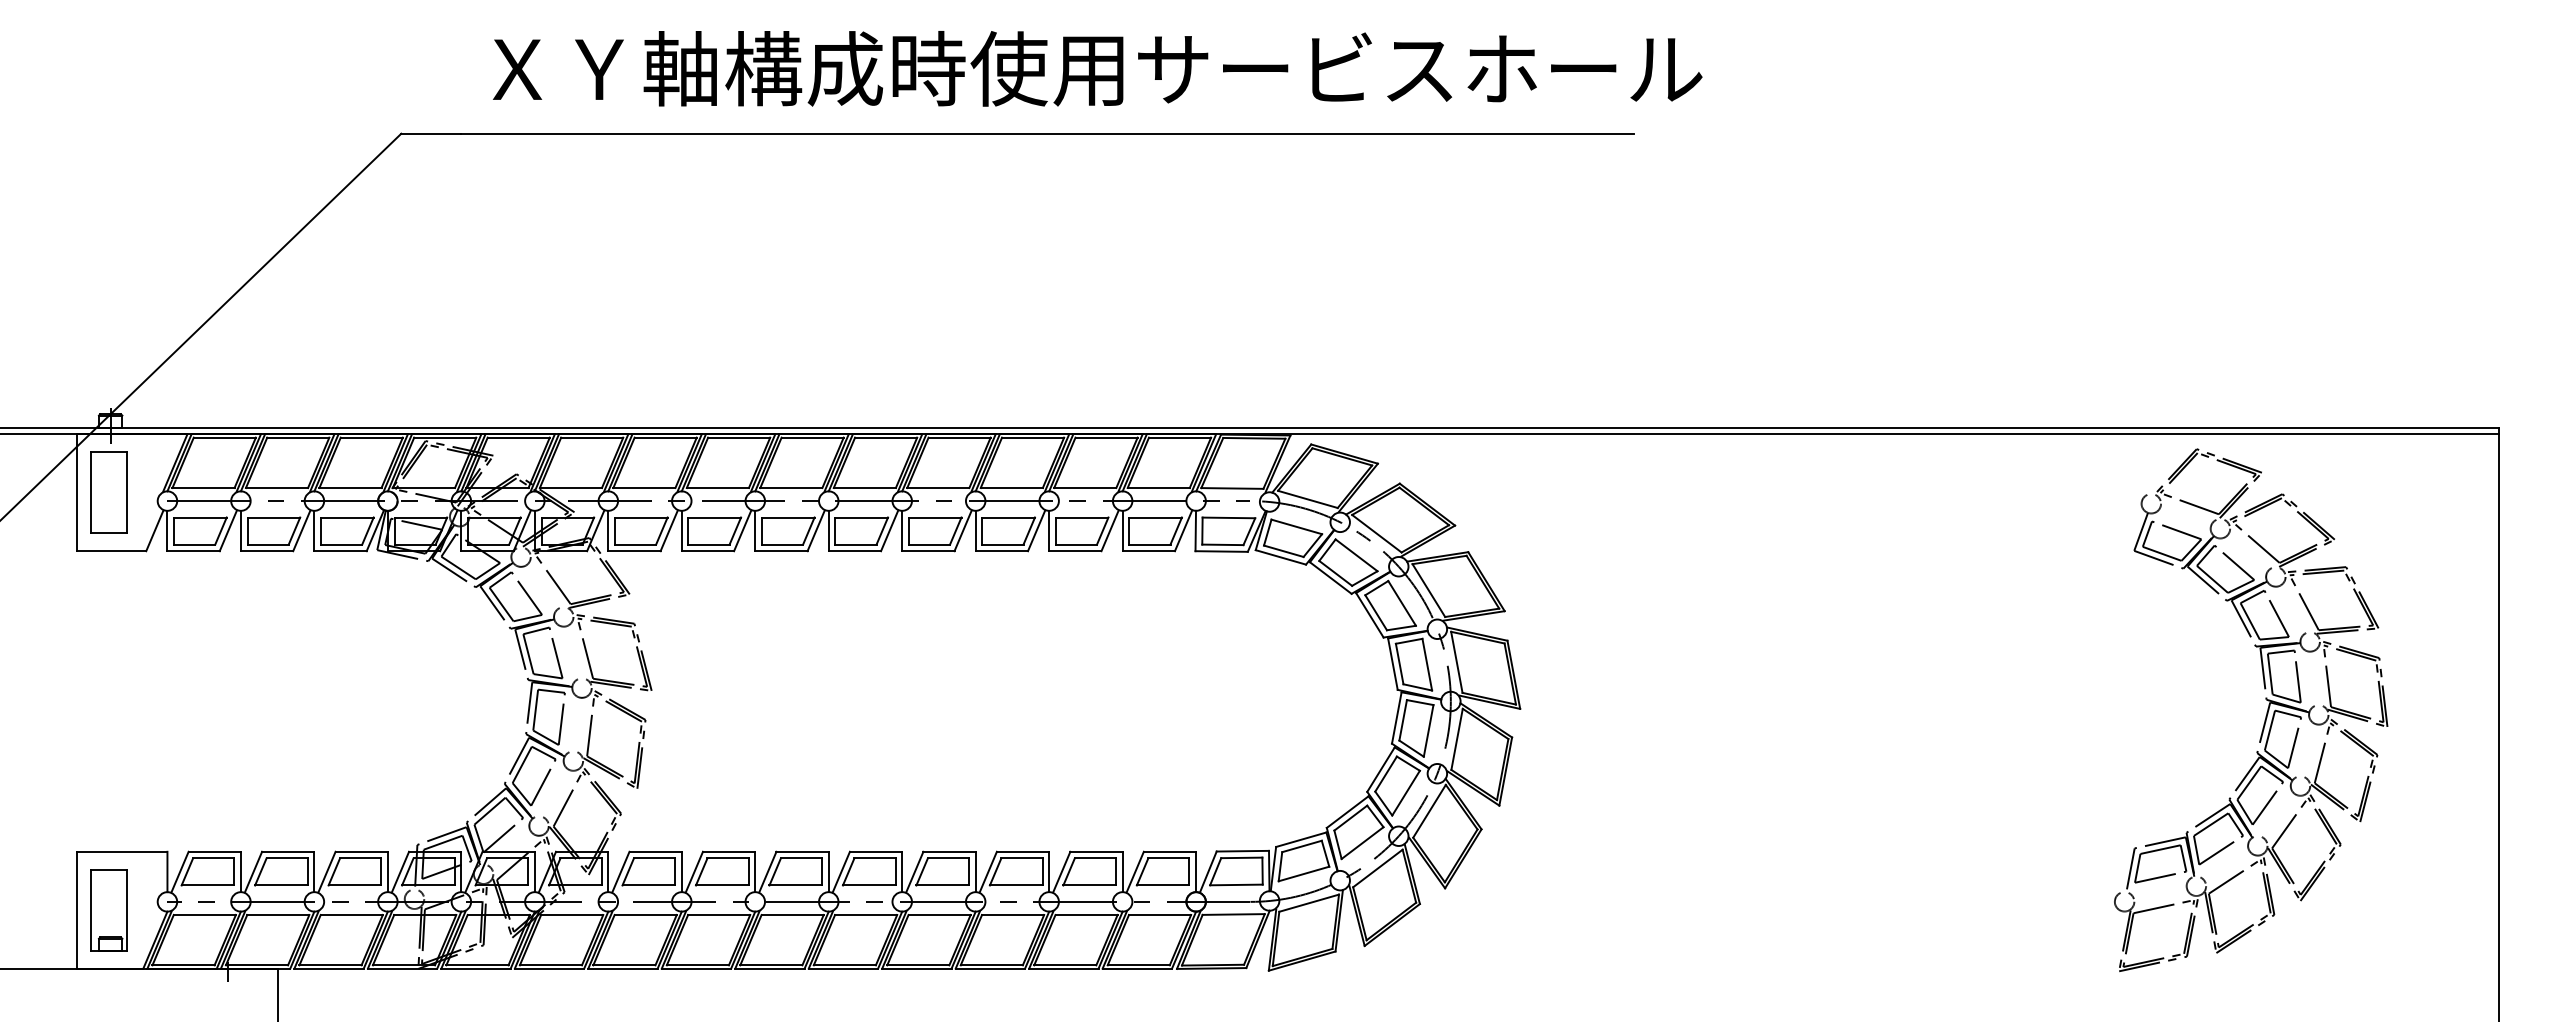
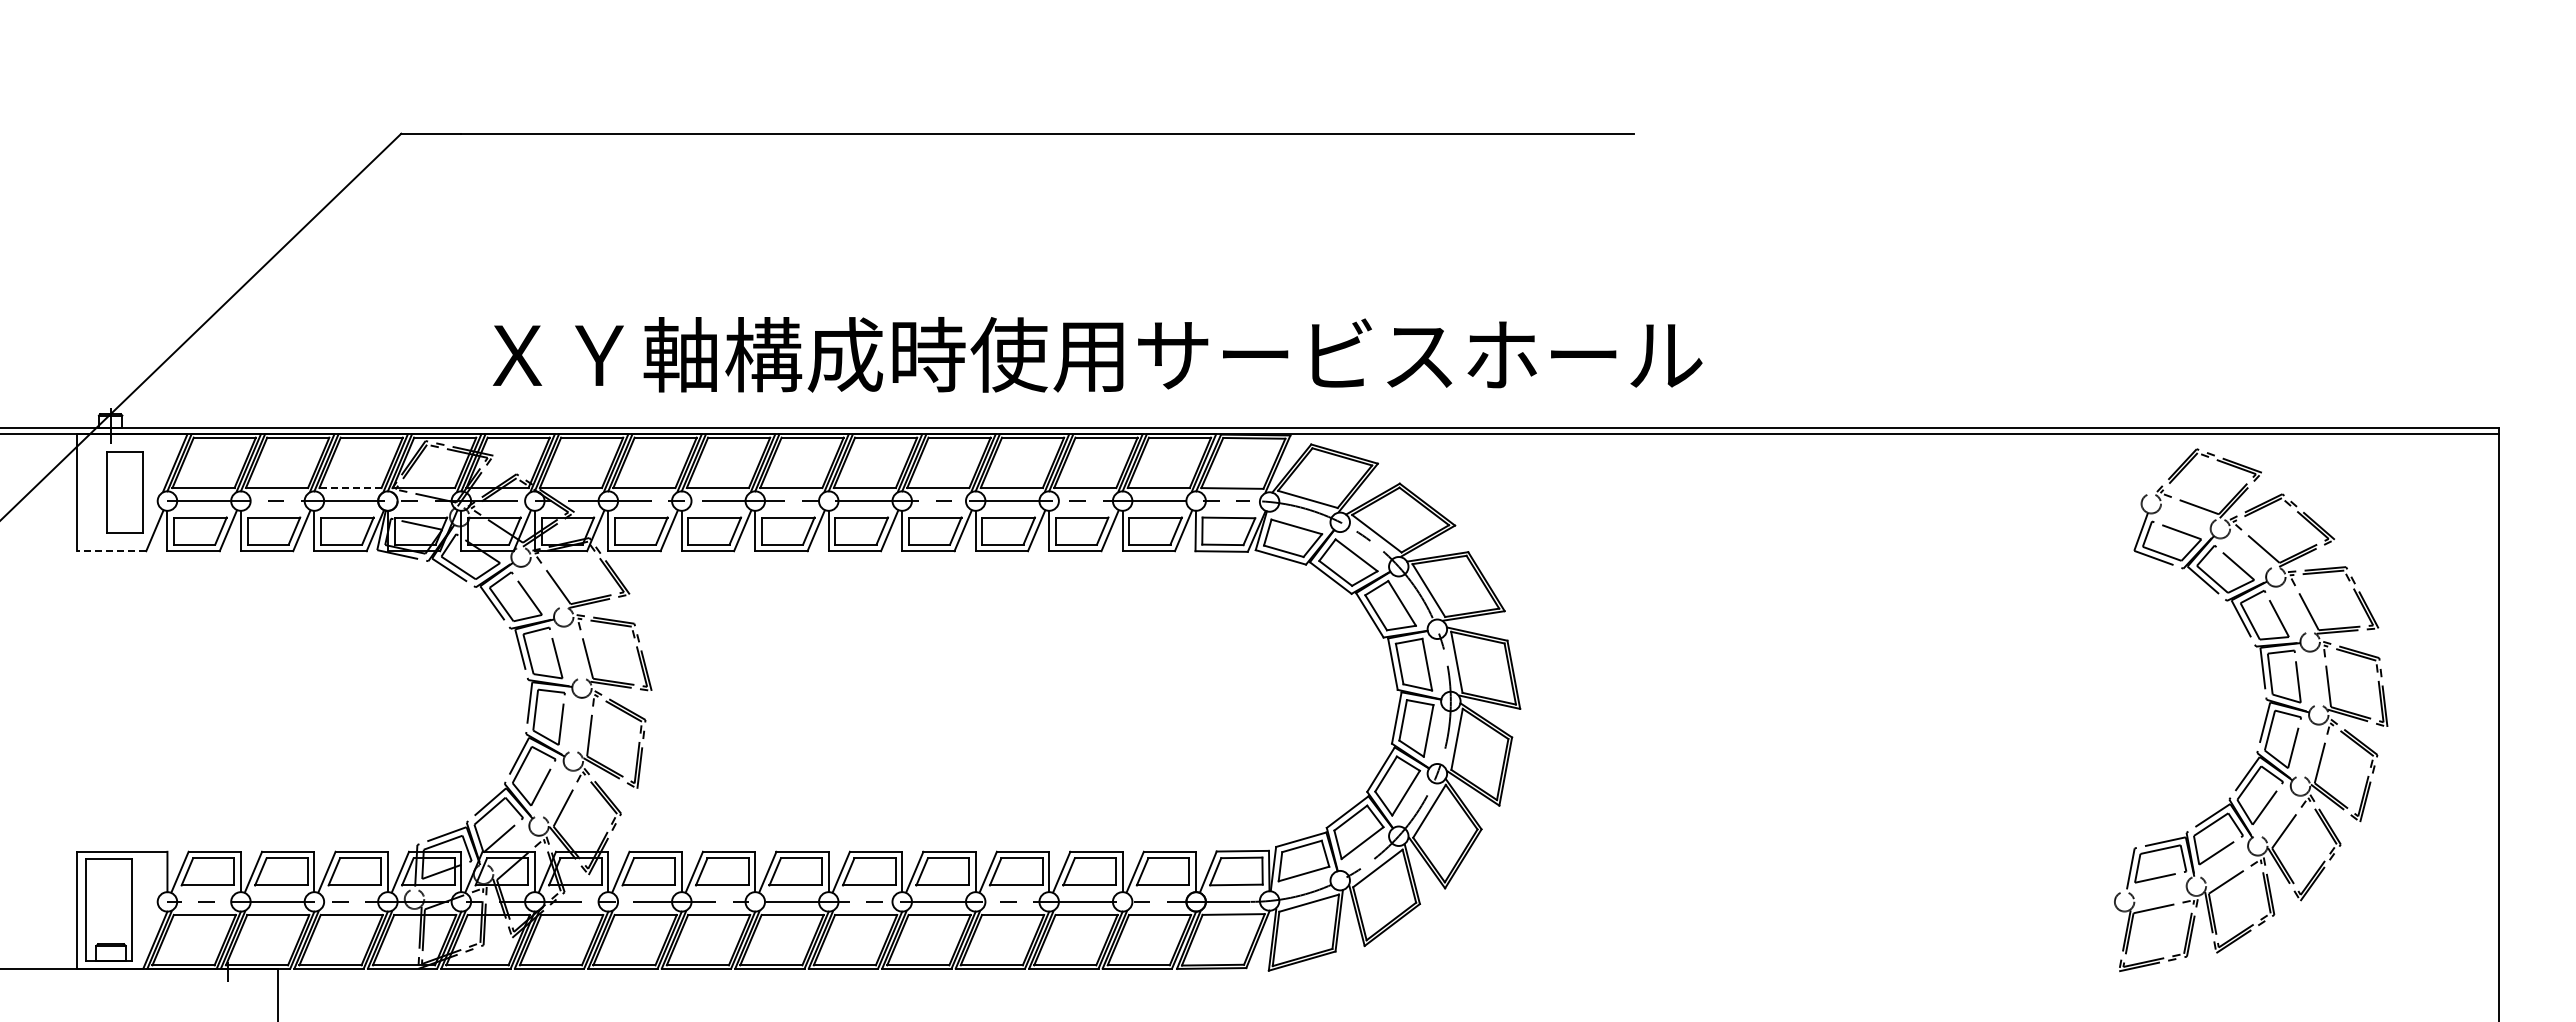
text position: (1097, 68) -> (1097, 354) (1097, 354)
line: solid -> dashed (350, 488)
part position: (108, 492) -> (124, 492) (124, 492)
line: solid -> dashed (111, 551)
part size: 38x83 px -> 48x104 px (108, 909)
